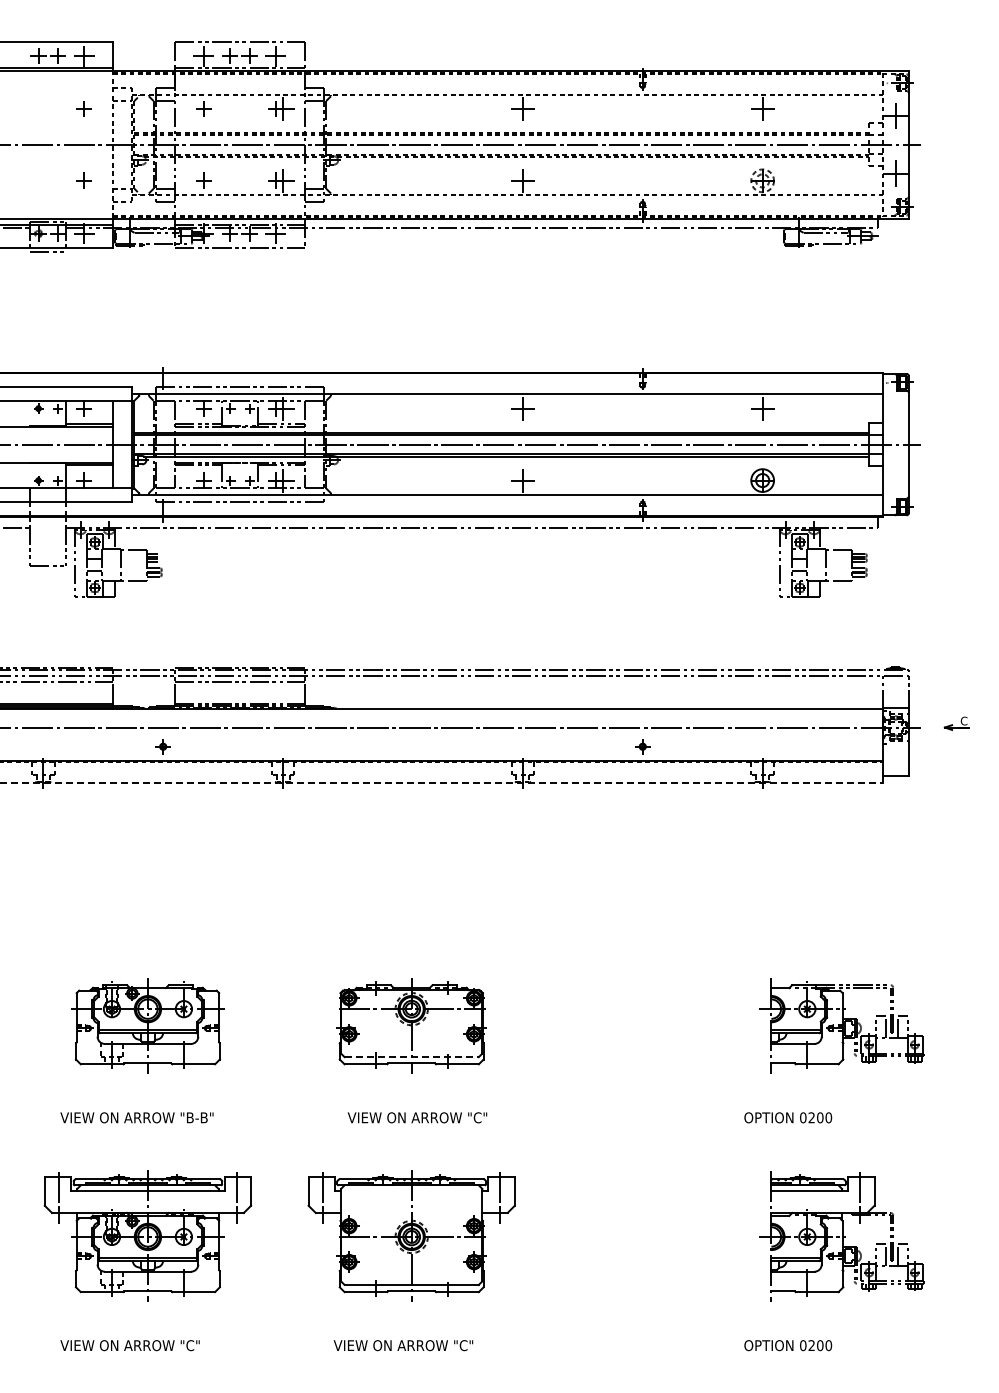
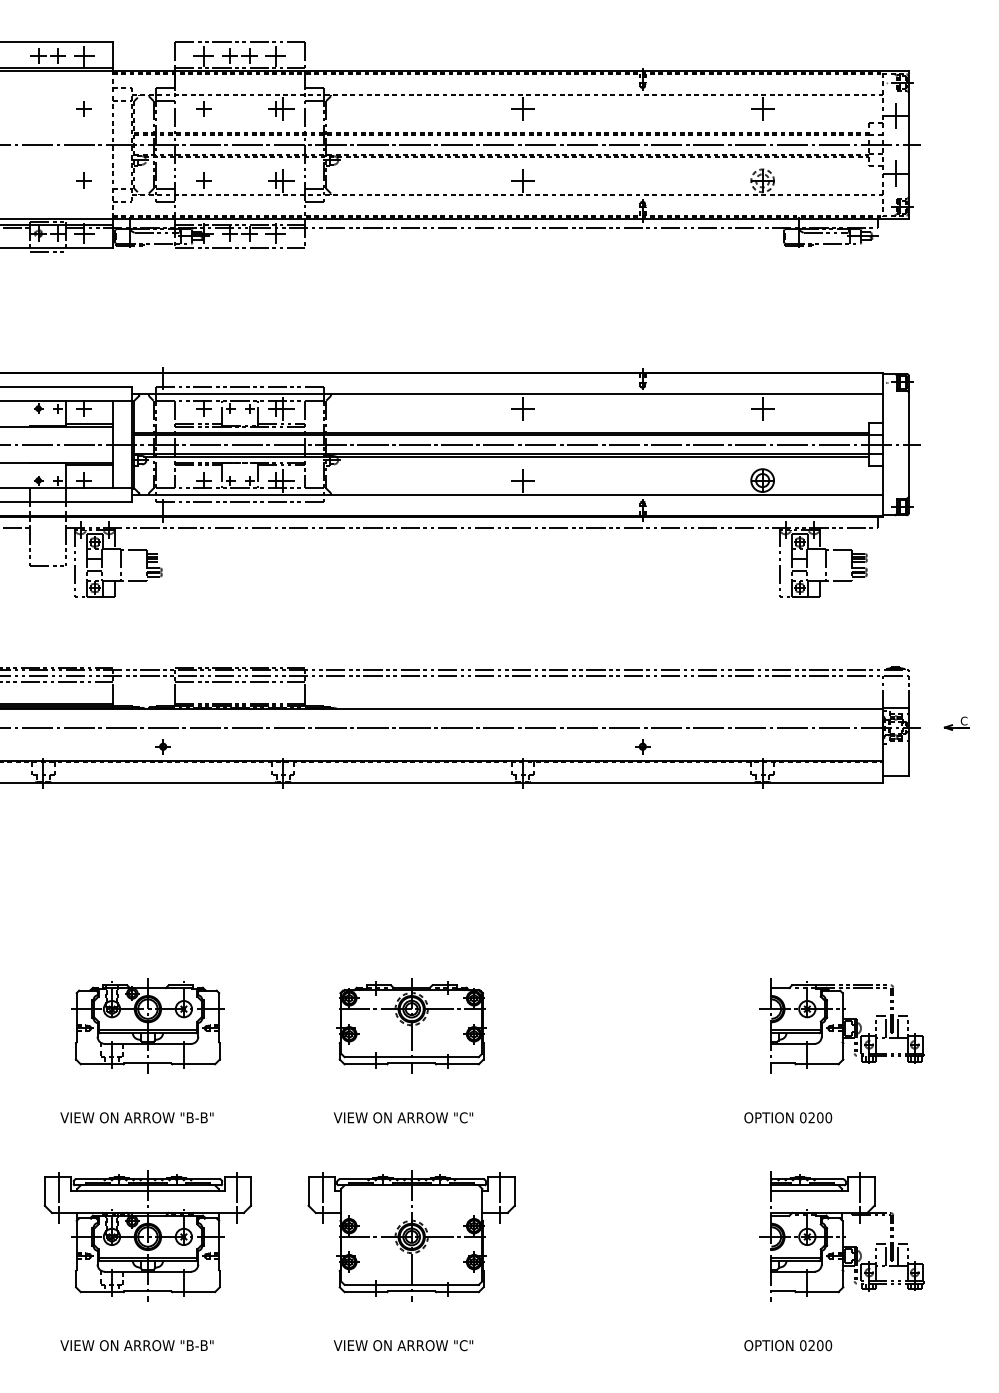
line: dashed -> solid (441, 782)
line: dashed -> solid (412, 1057)
text position: (417, 1117) -> (403, 1117) (403, 1117)
text: VIEW ON ARROW "C" -> VIEW ON ARROW "B-B" (199, 1345)
